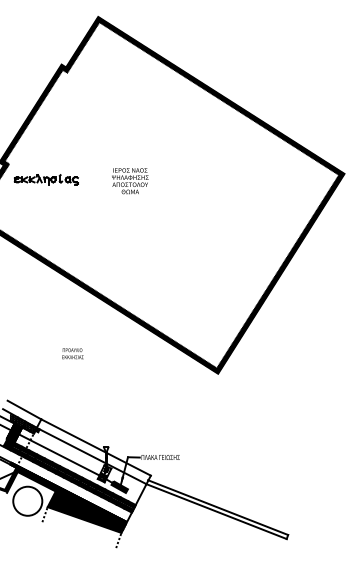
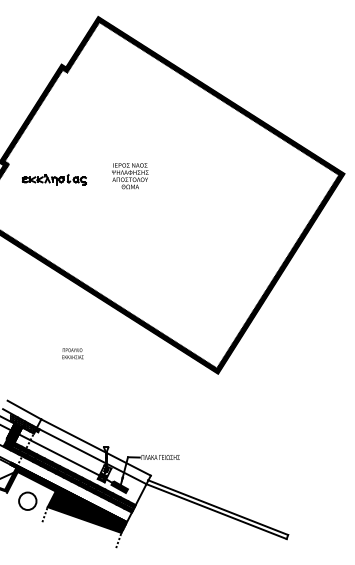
part position: (45, 179) -> (53, 179) (53, 179)
text position: (130, 181) -> (130, 176) (130, 176)
circle diameter: 29 px -> 17 px (27, 500)
